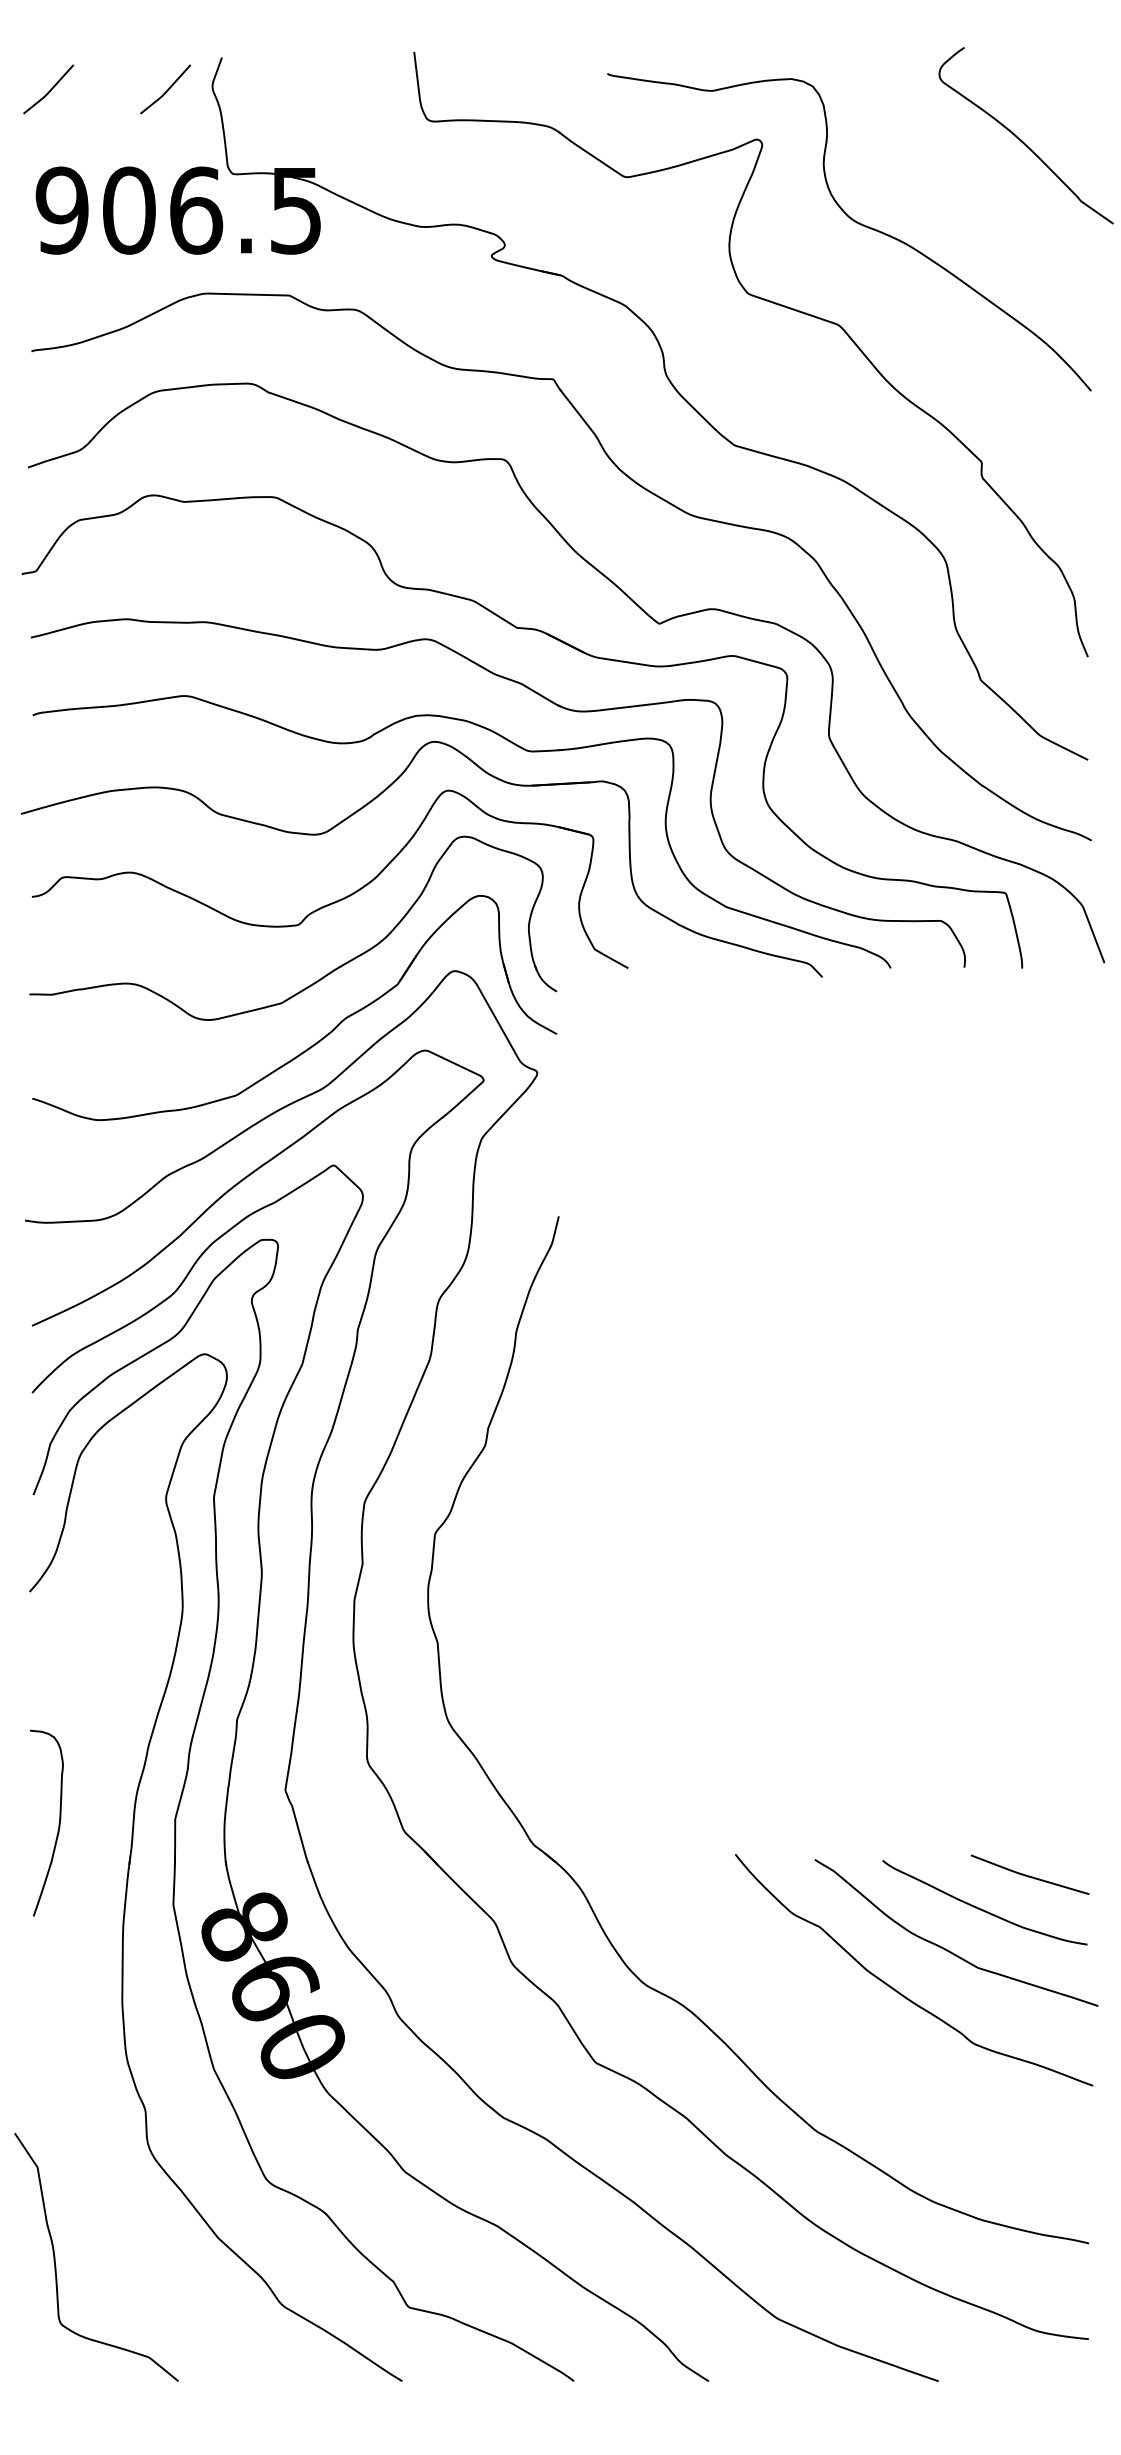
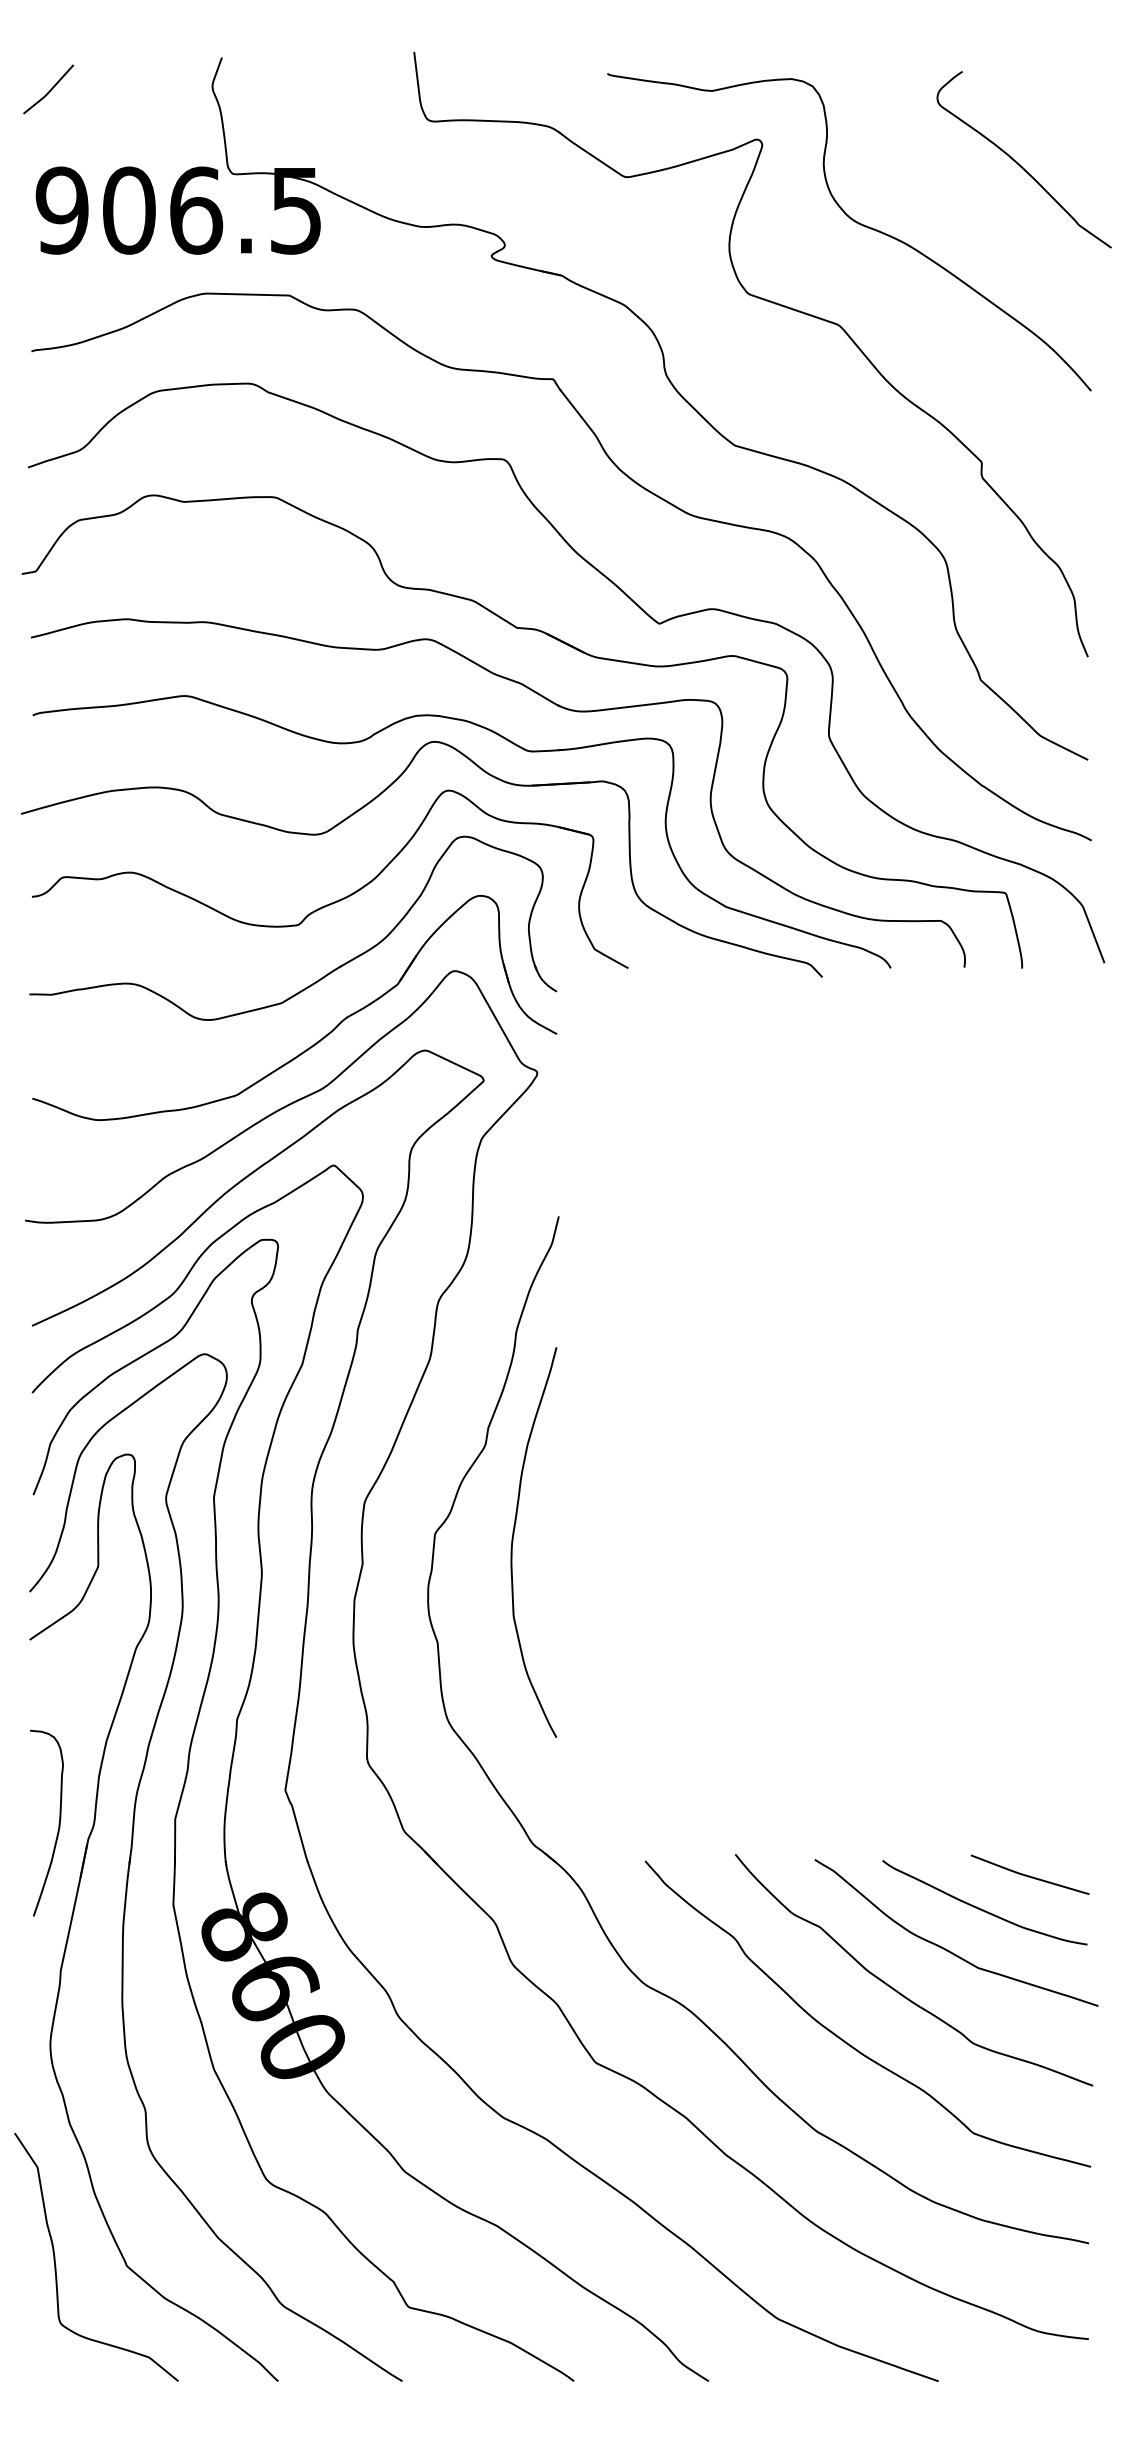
curve: present -> none (166, 90)
curve position: (1021, 139) -> (1019, 163) (1019, 163)
curve: none -> present (513, 1542)
part: none -> present (76, 1902)
curve: none -> present (846, 2041)
